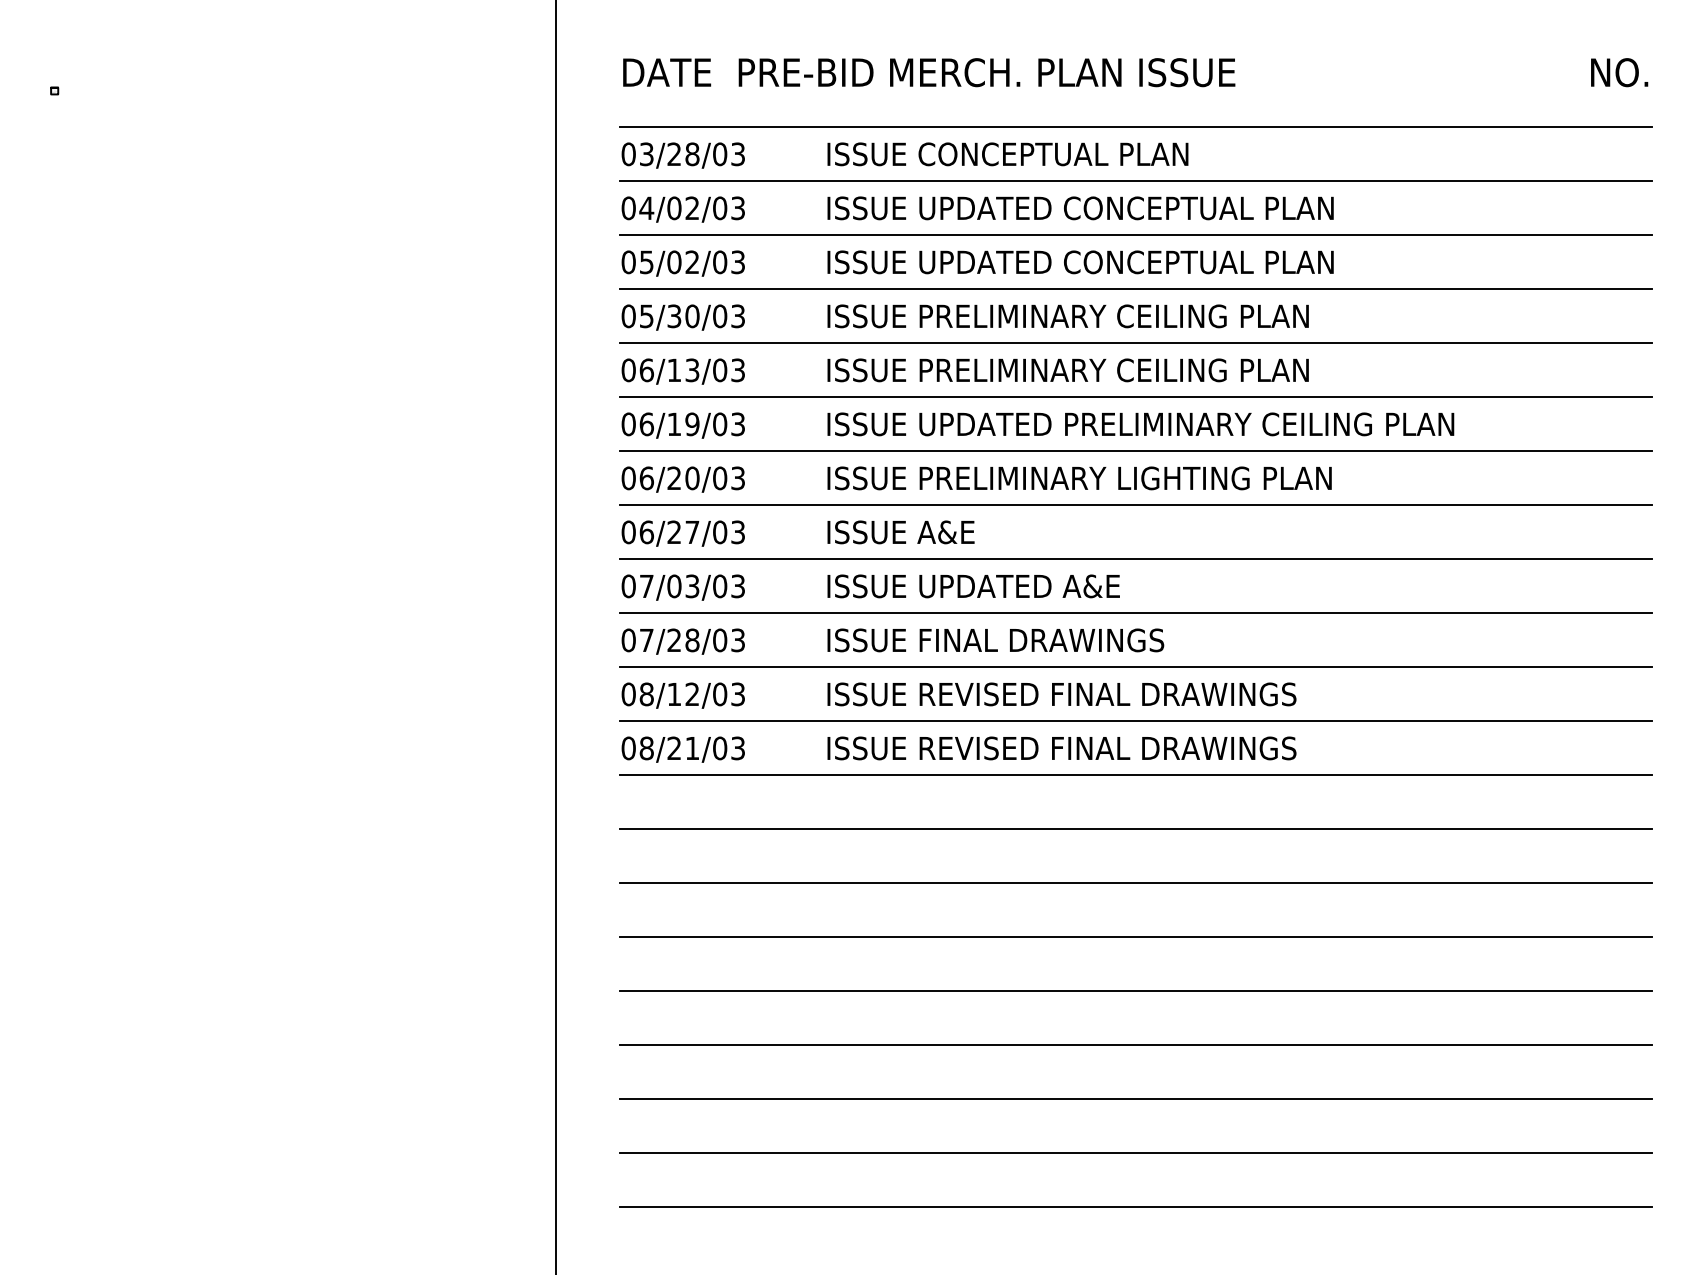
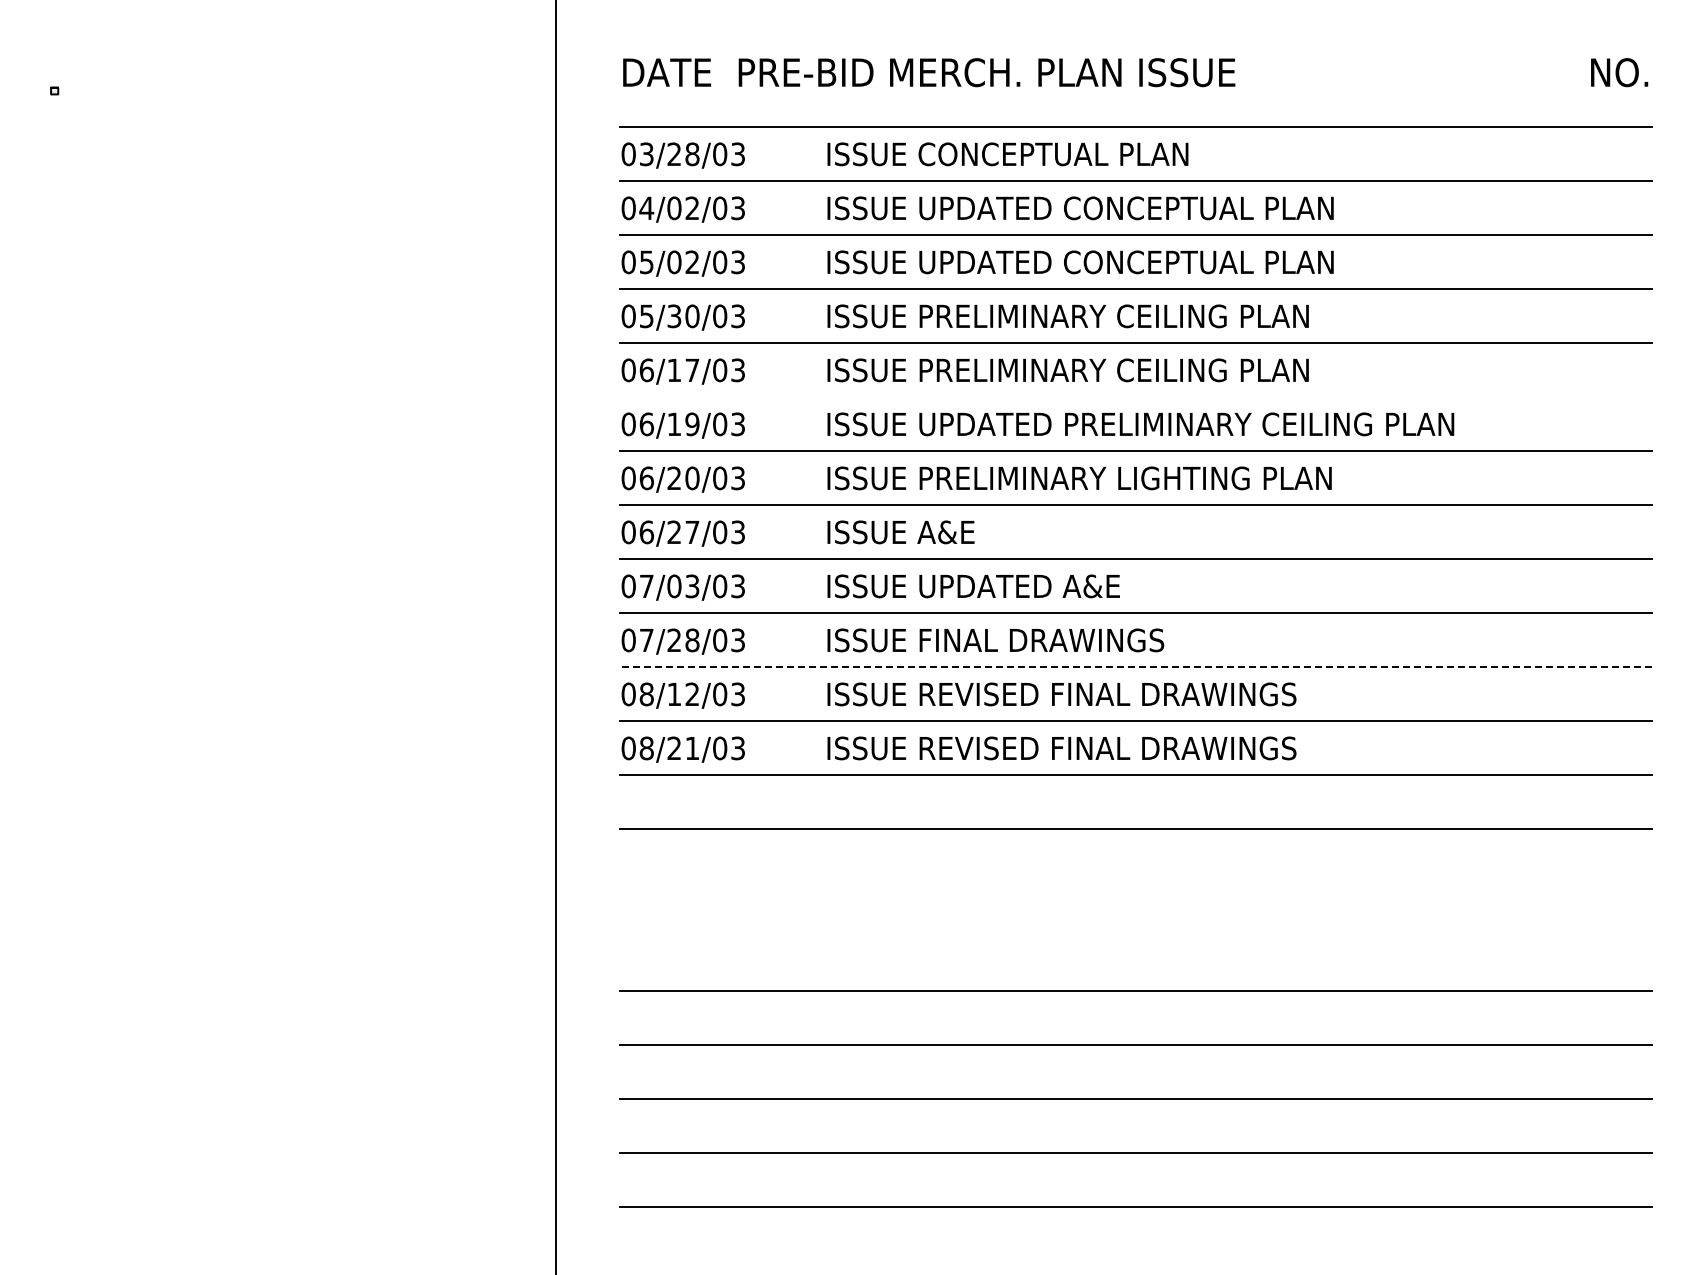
text: 06/13/03 -> 06/17/03 (692, 370)
line: present -> none (1135, 396)
line: solid -> dashed (1135, 666)
line: present -> none (1135, 882)
line: present -> none (1135, 936)
